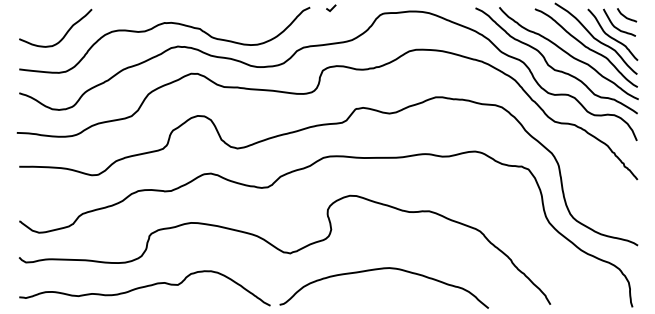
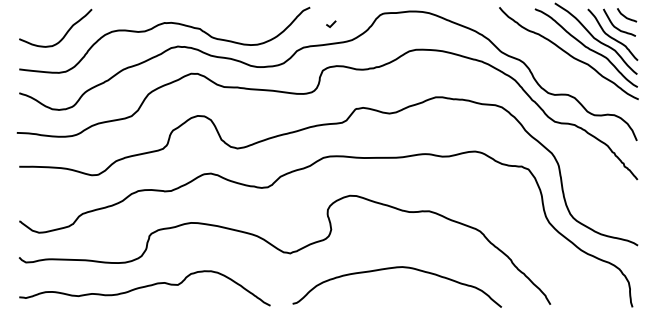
line position: (331, 8) -> (331, 24) (331, 24)
curve: present -> none (553, 67)
curve position: (383, 269) -> (396, 268) (396, 268)
